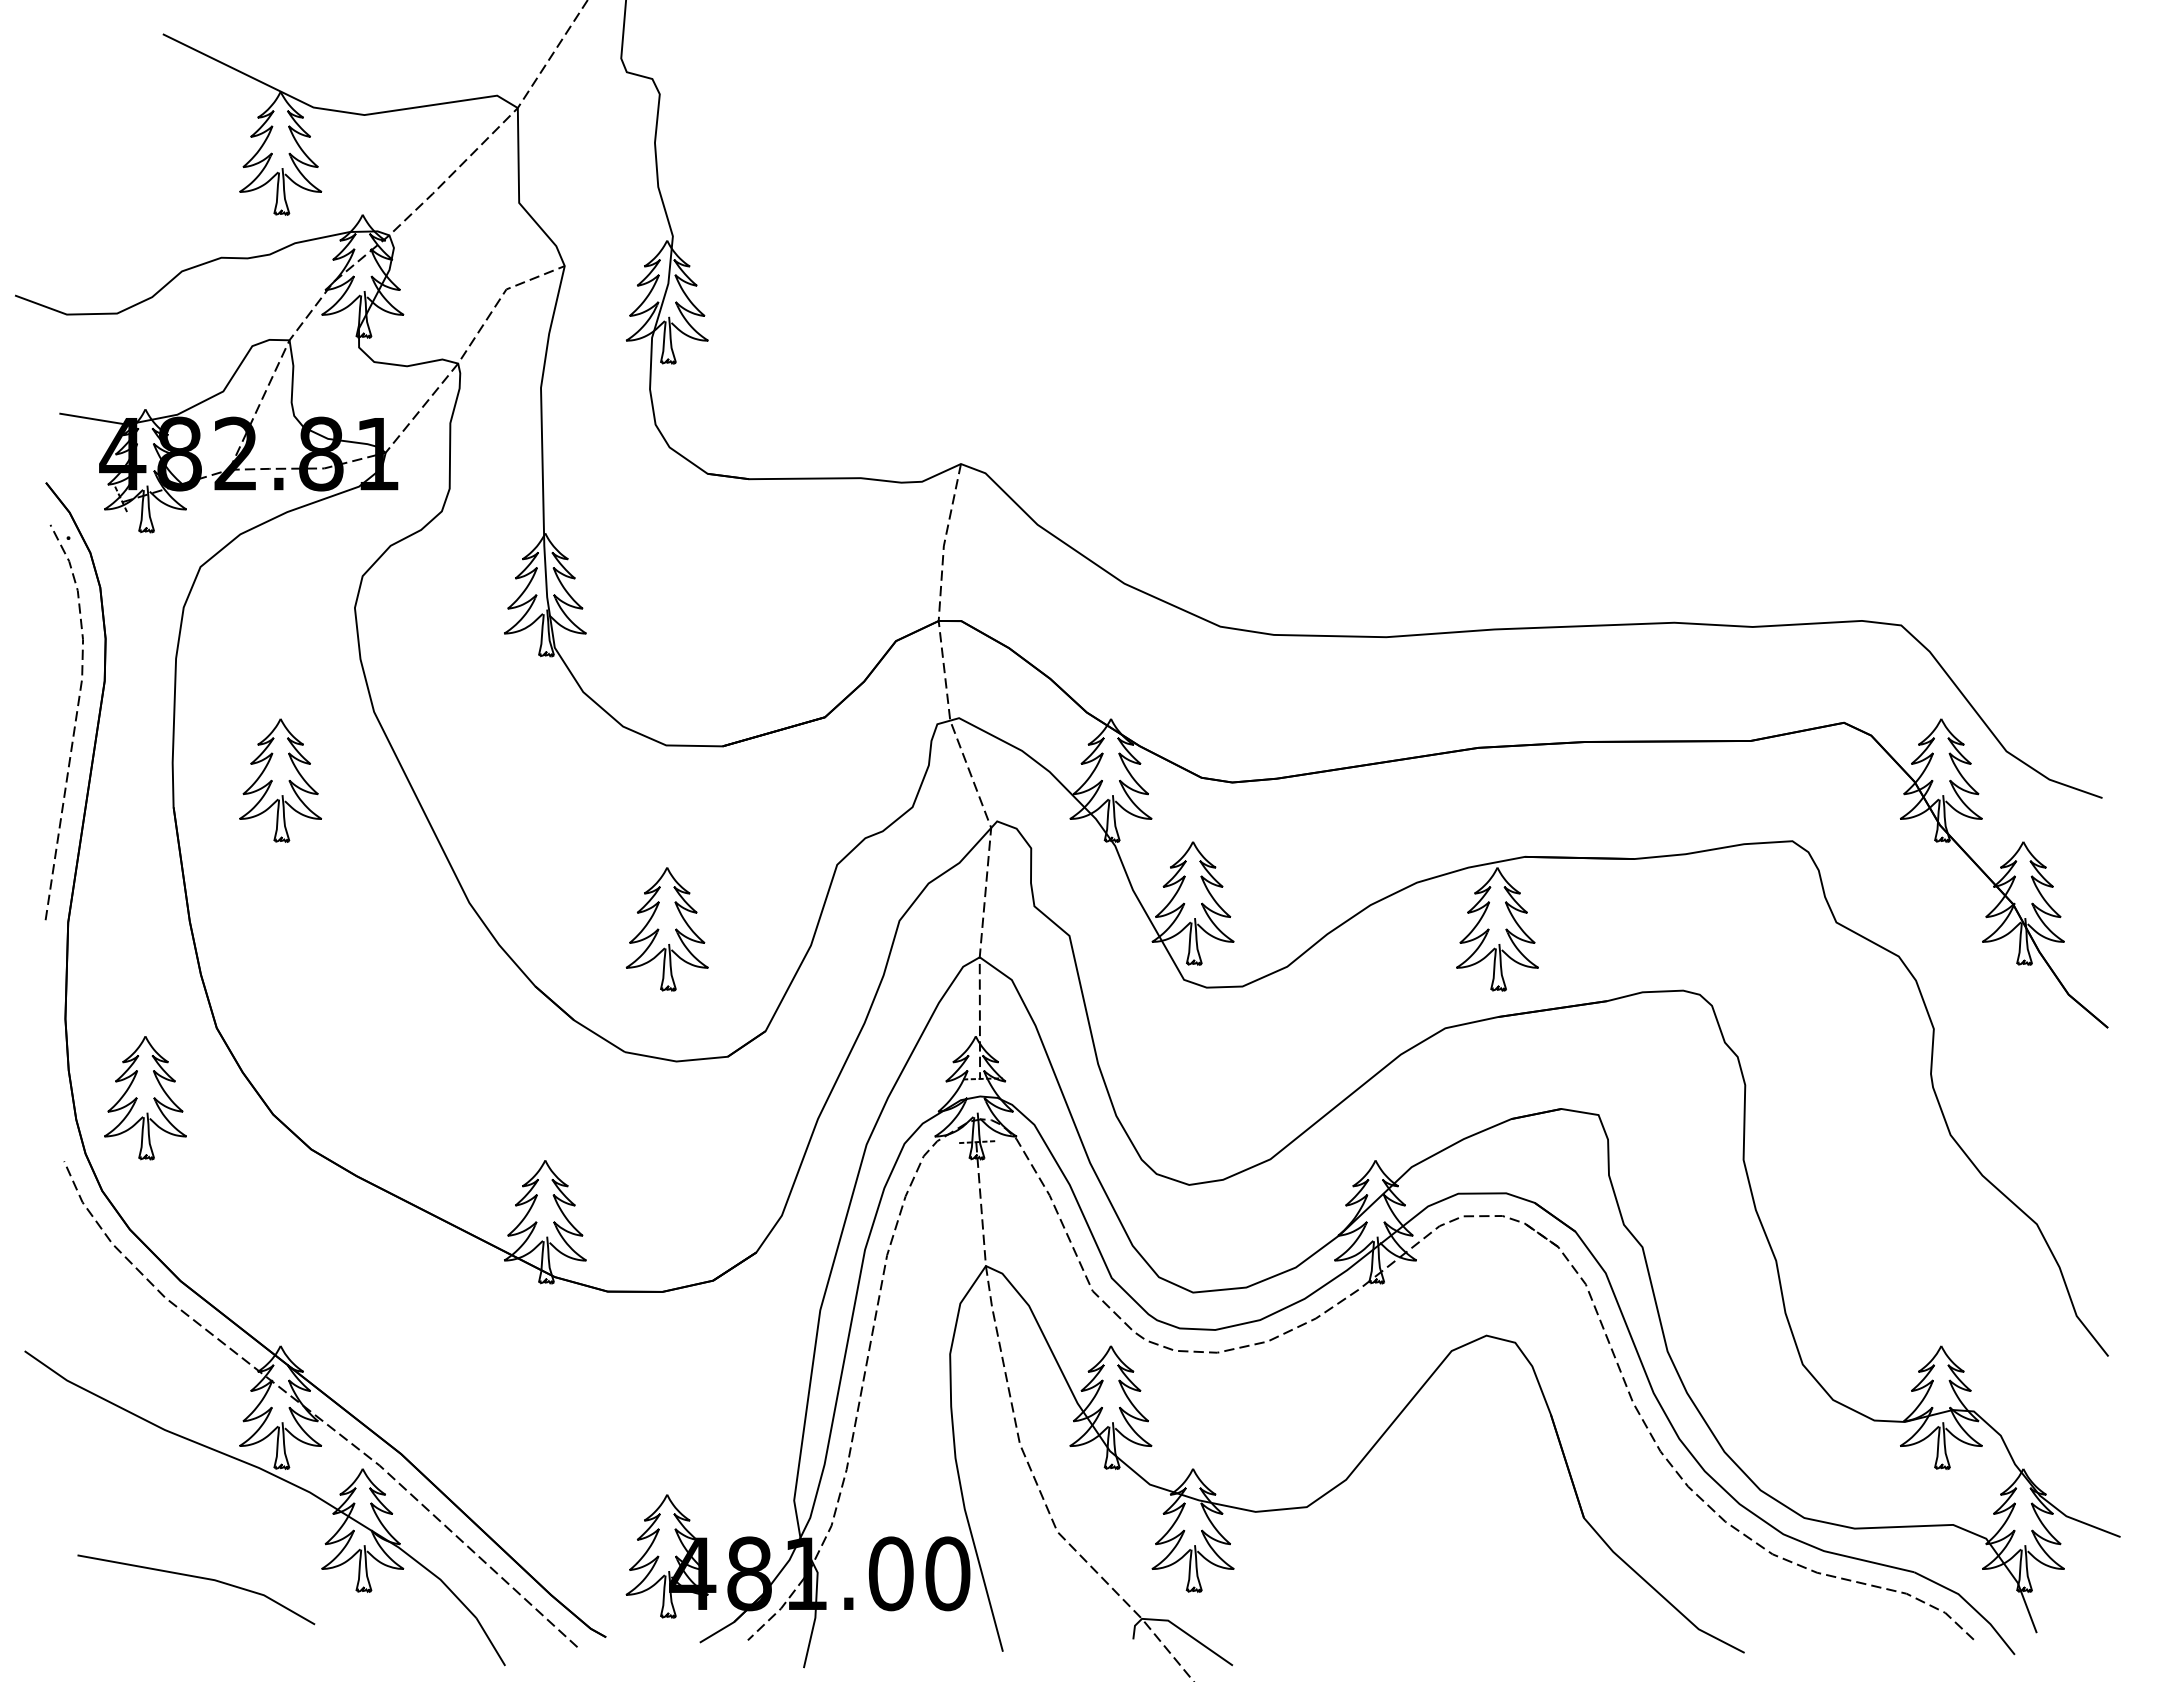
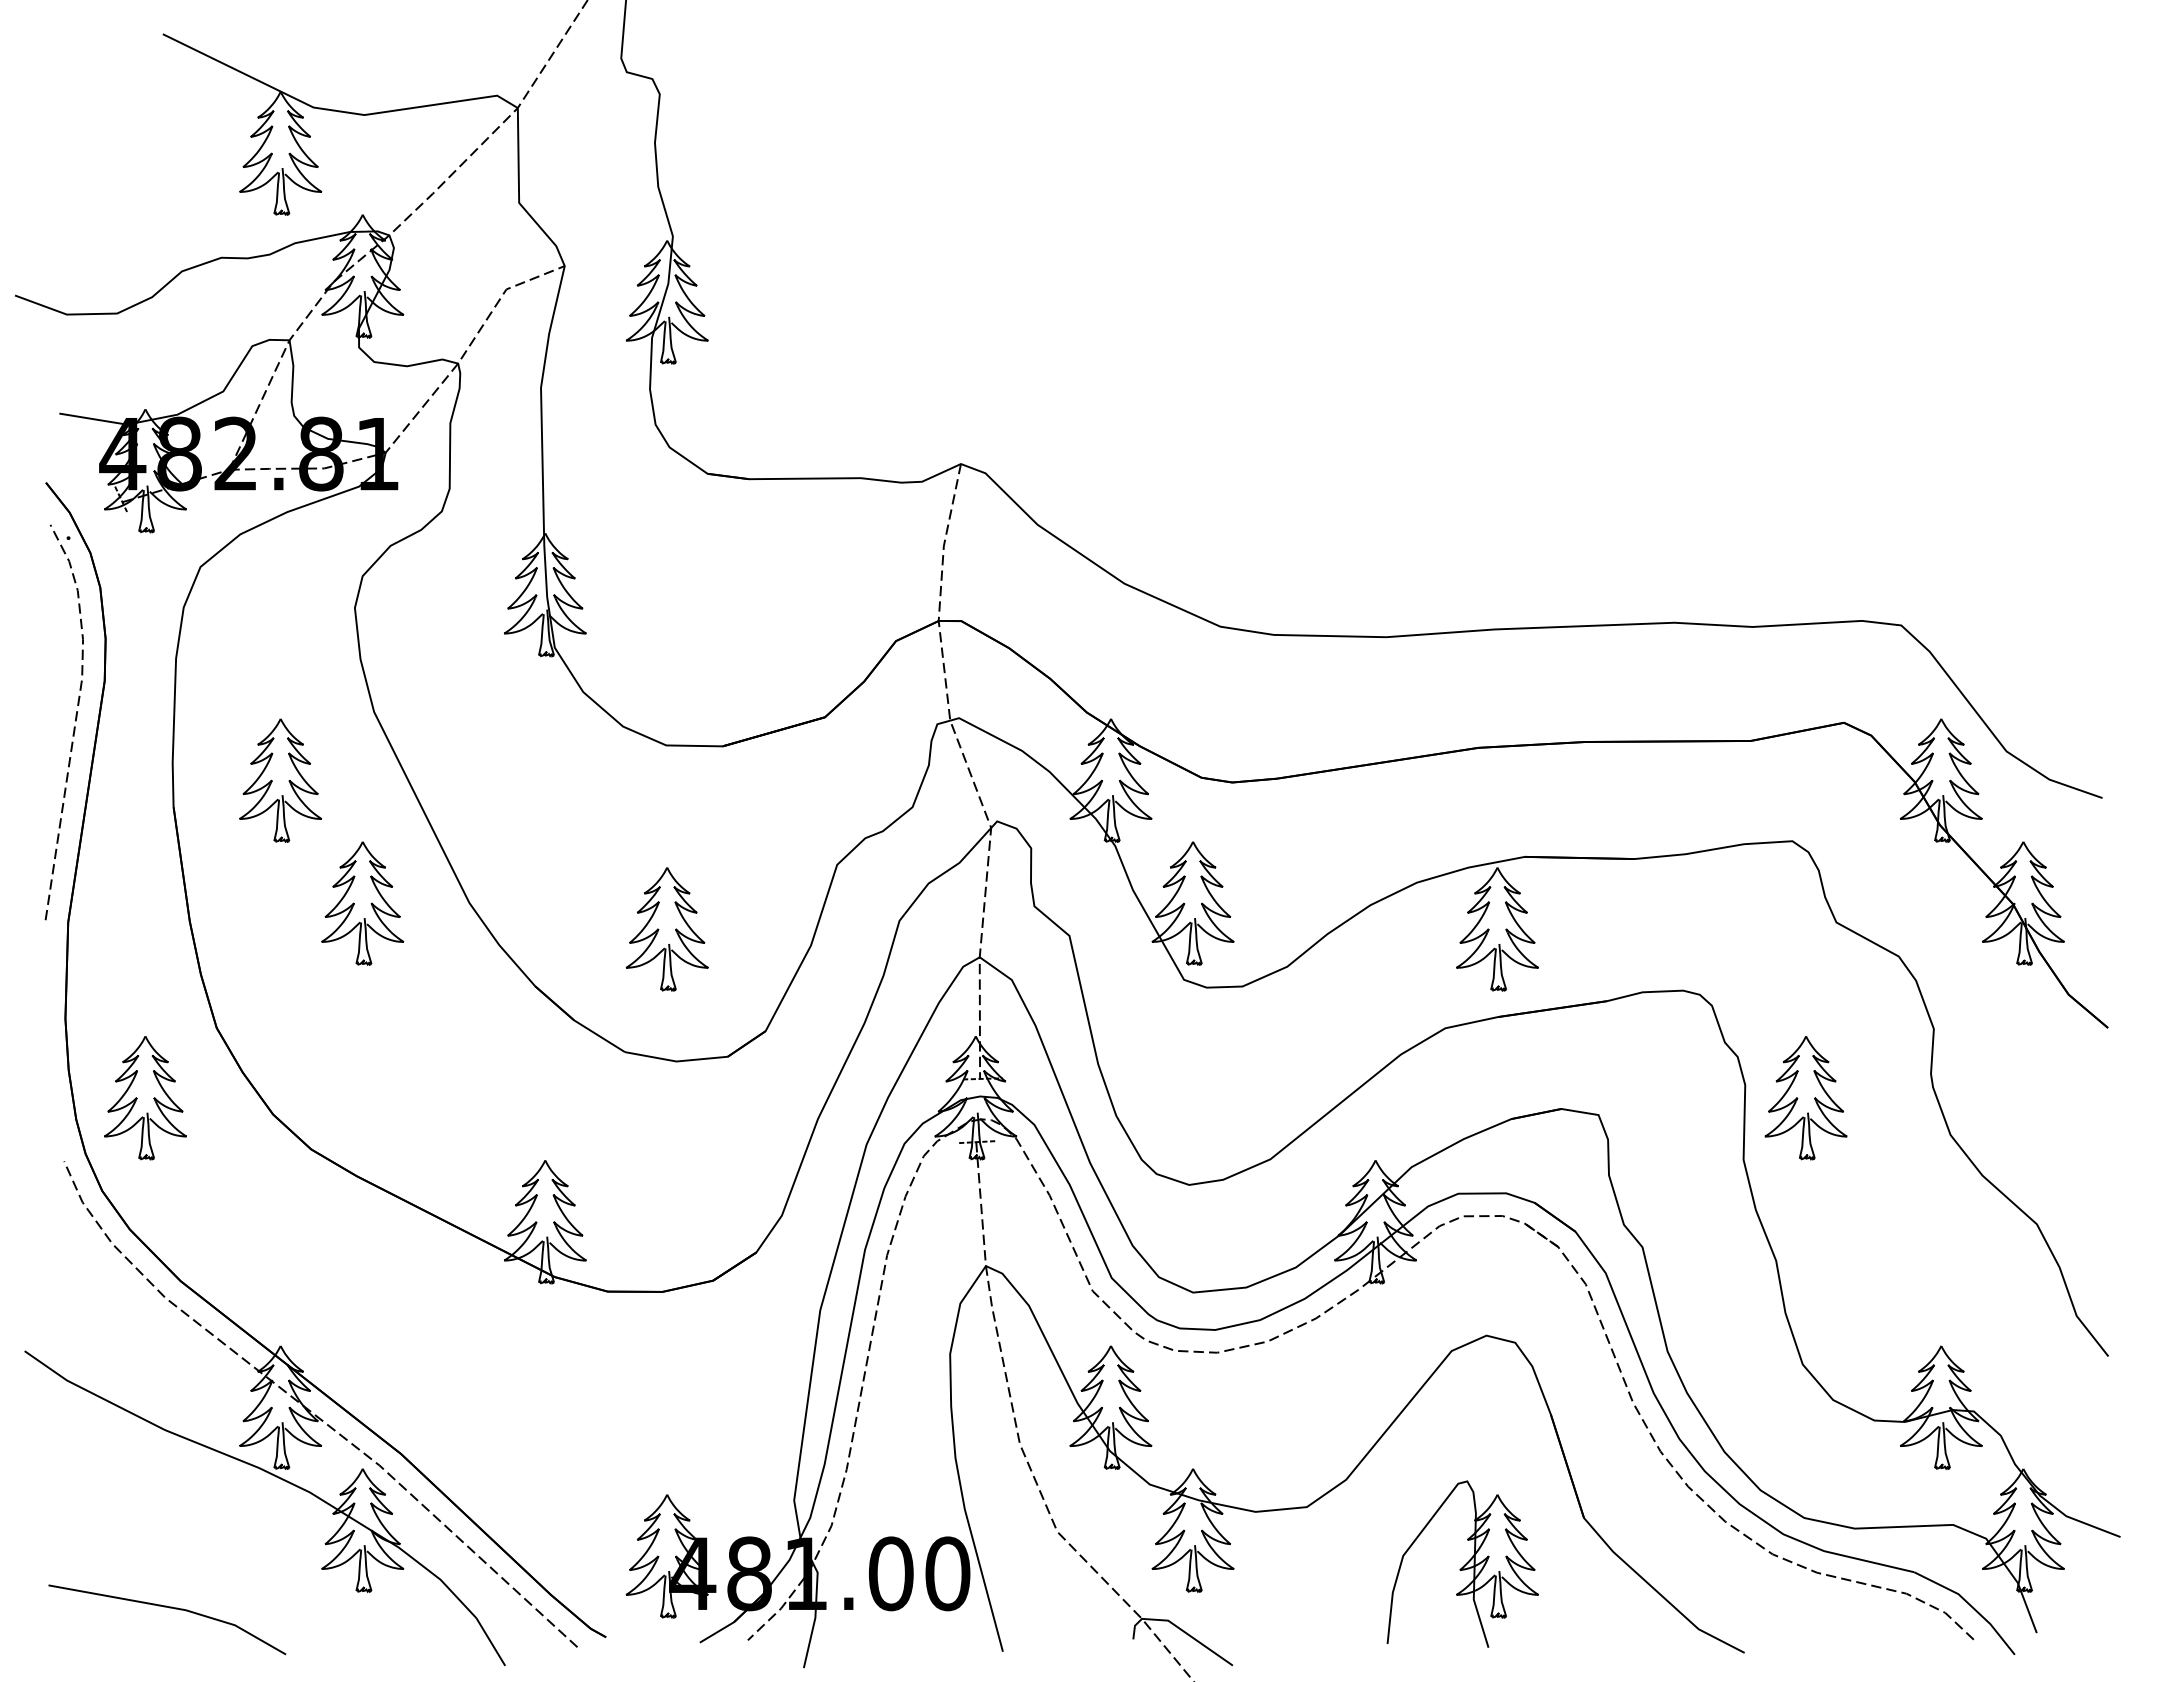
part: none -> present (362, 903)
part: none -> present (1805, 1098)
part: none -> present (1462, 1563)
line position: (198, 1578) -> (169, 1608) (169, 1608)
